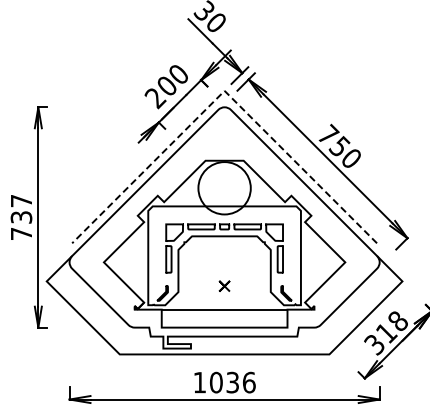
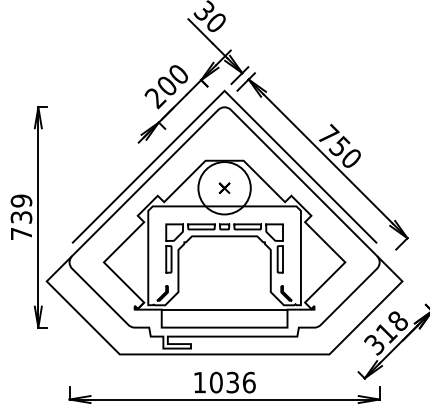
line: dashed -> solid (224, 90)
text: 737 -> 739 (21, 200)
curve position: (224, 285) -> (224, 187) (224, 187)
